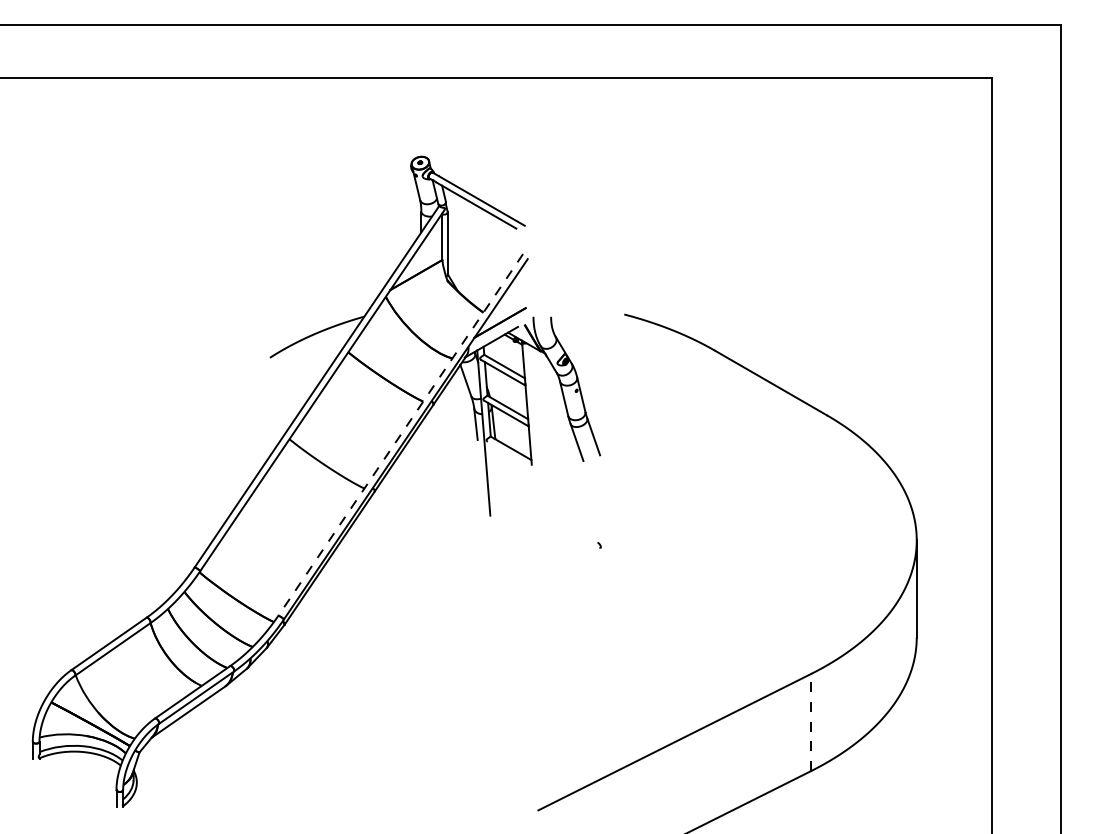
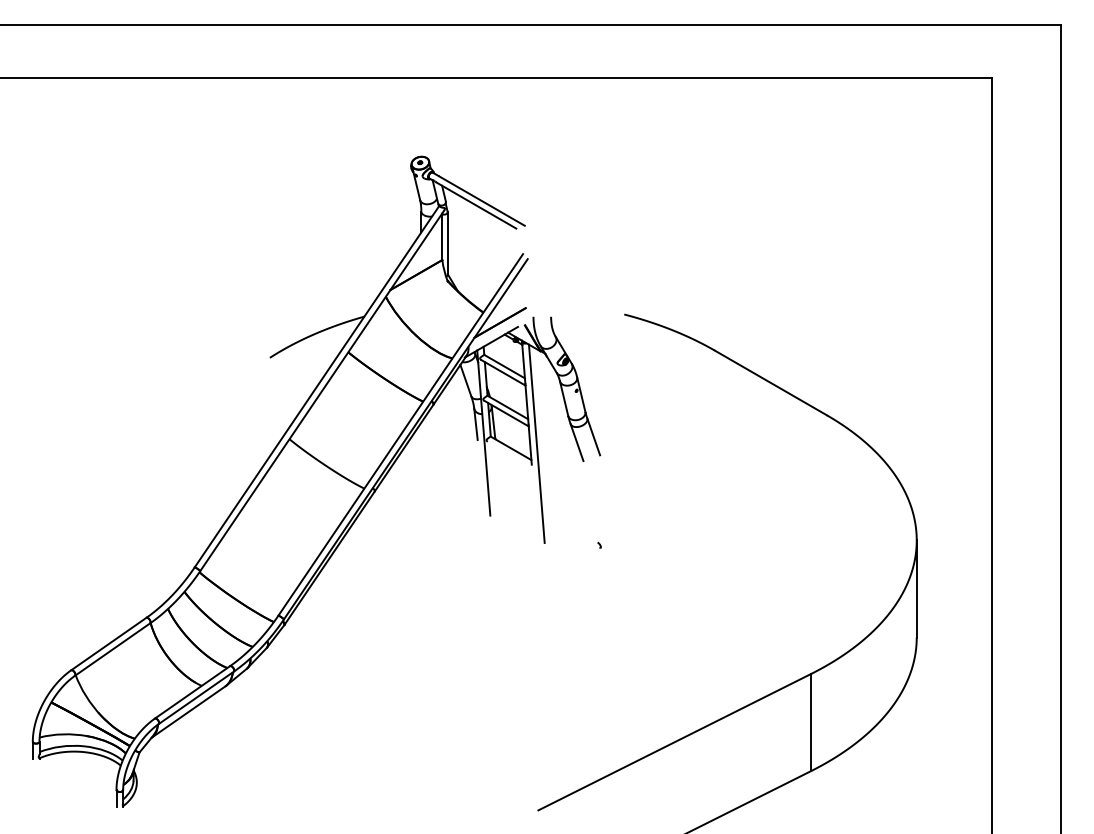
line: dashed -> solid (400, 435)
line: none -> present (536, 443)
line: dashed -> solid (811, 722)
